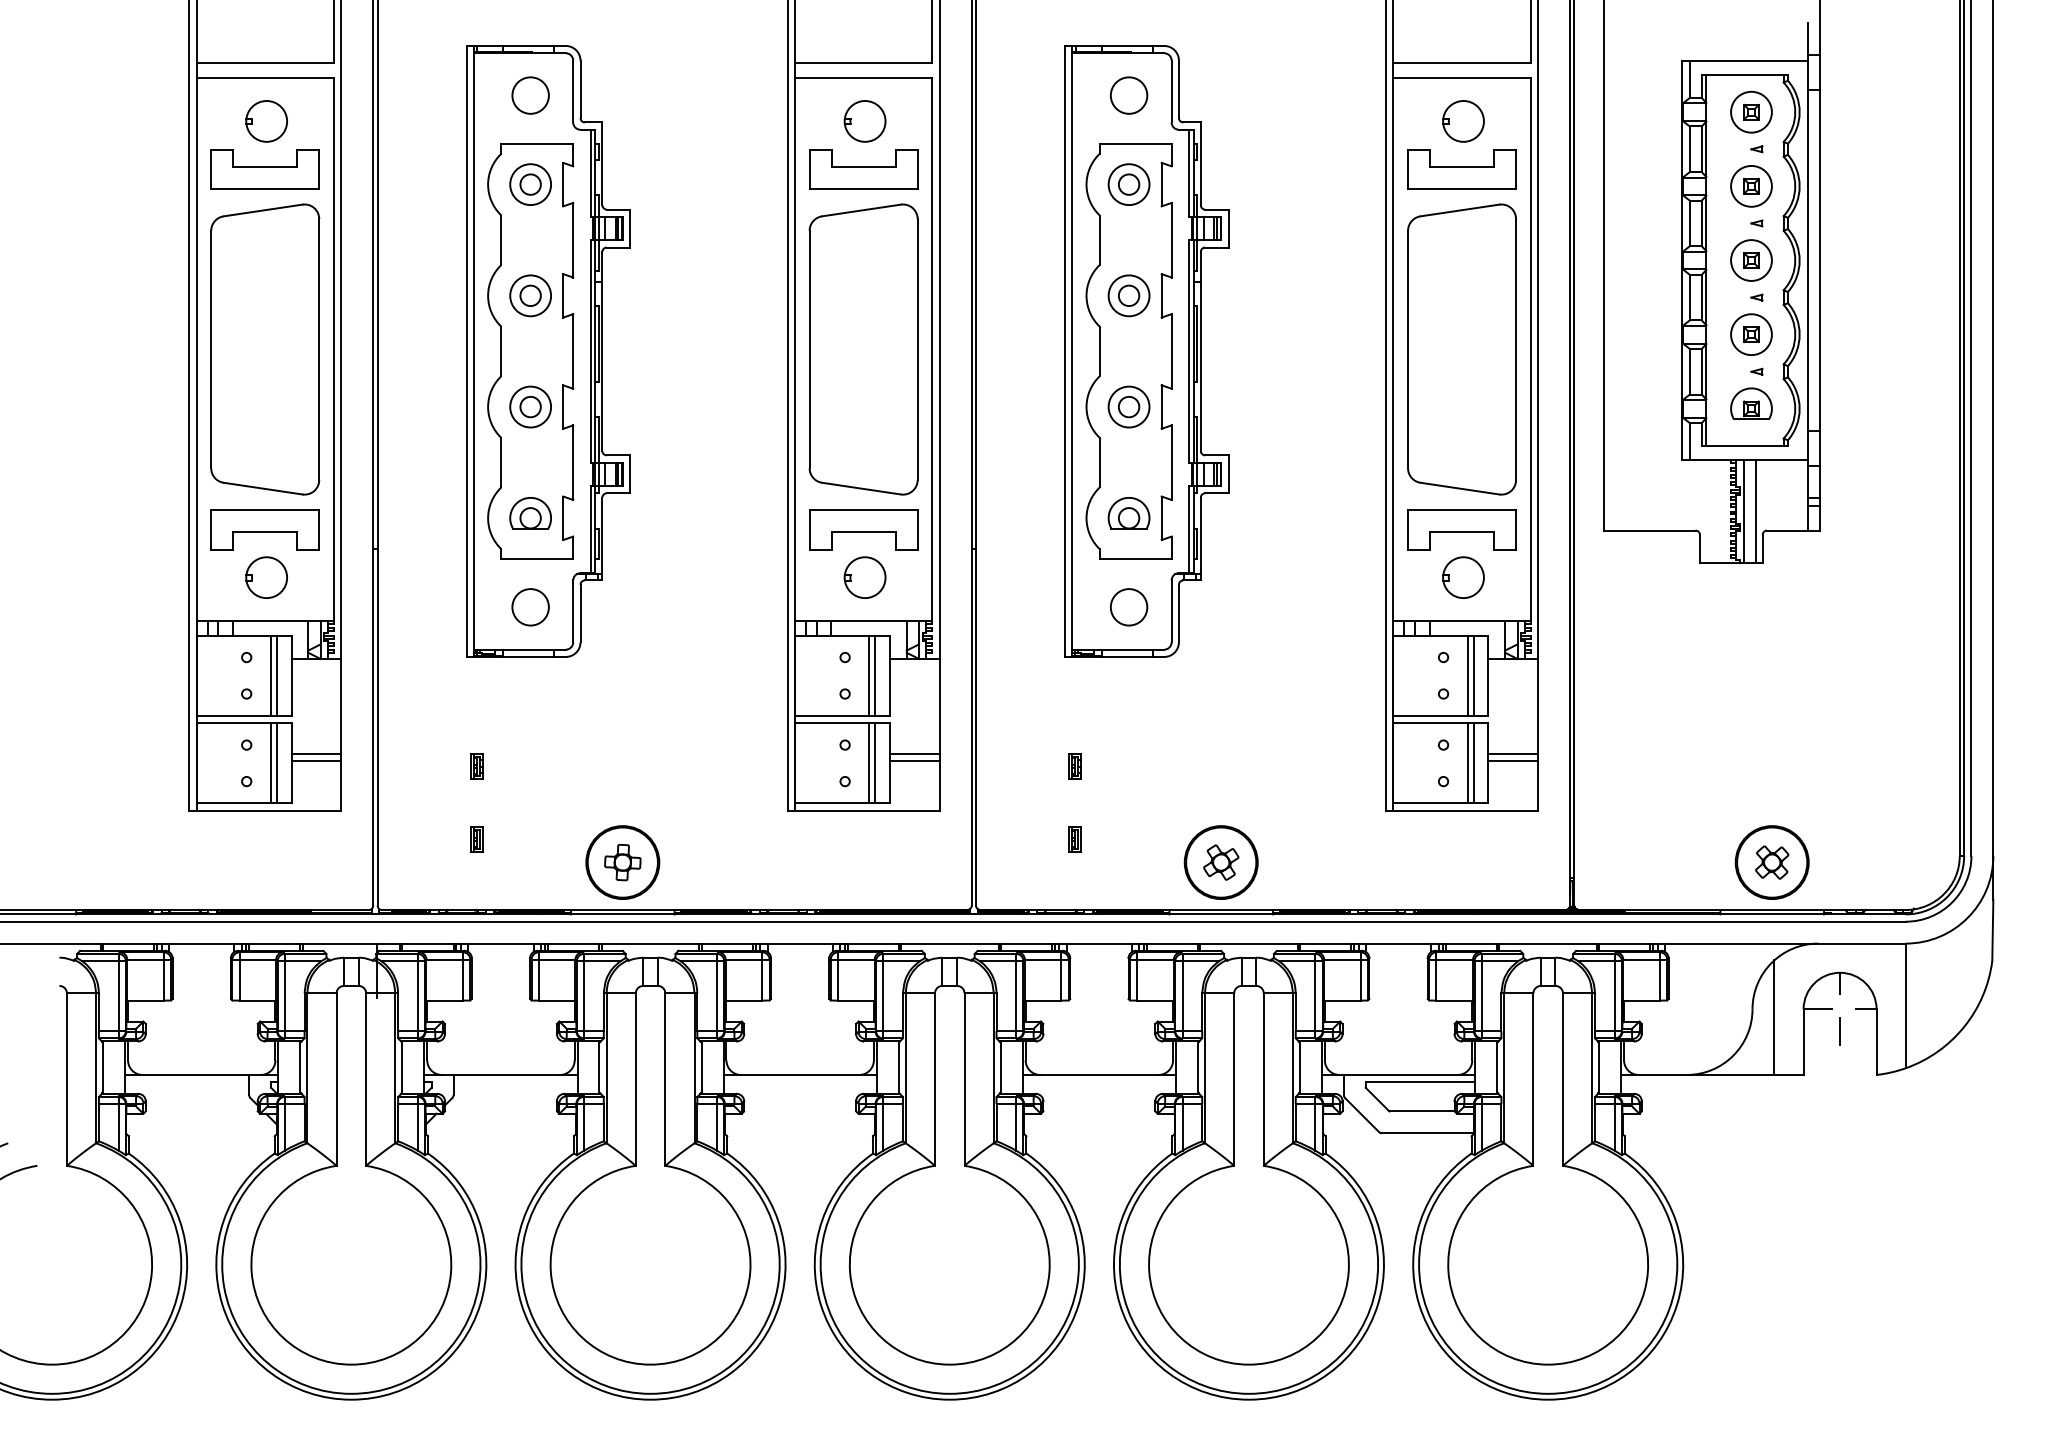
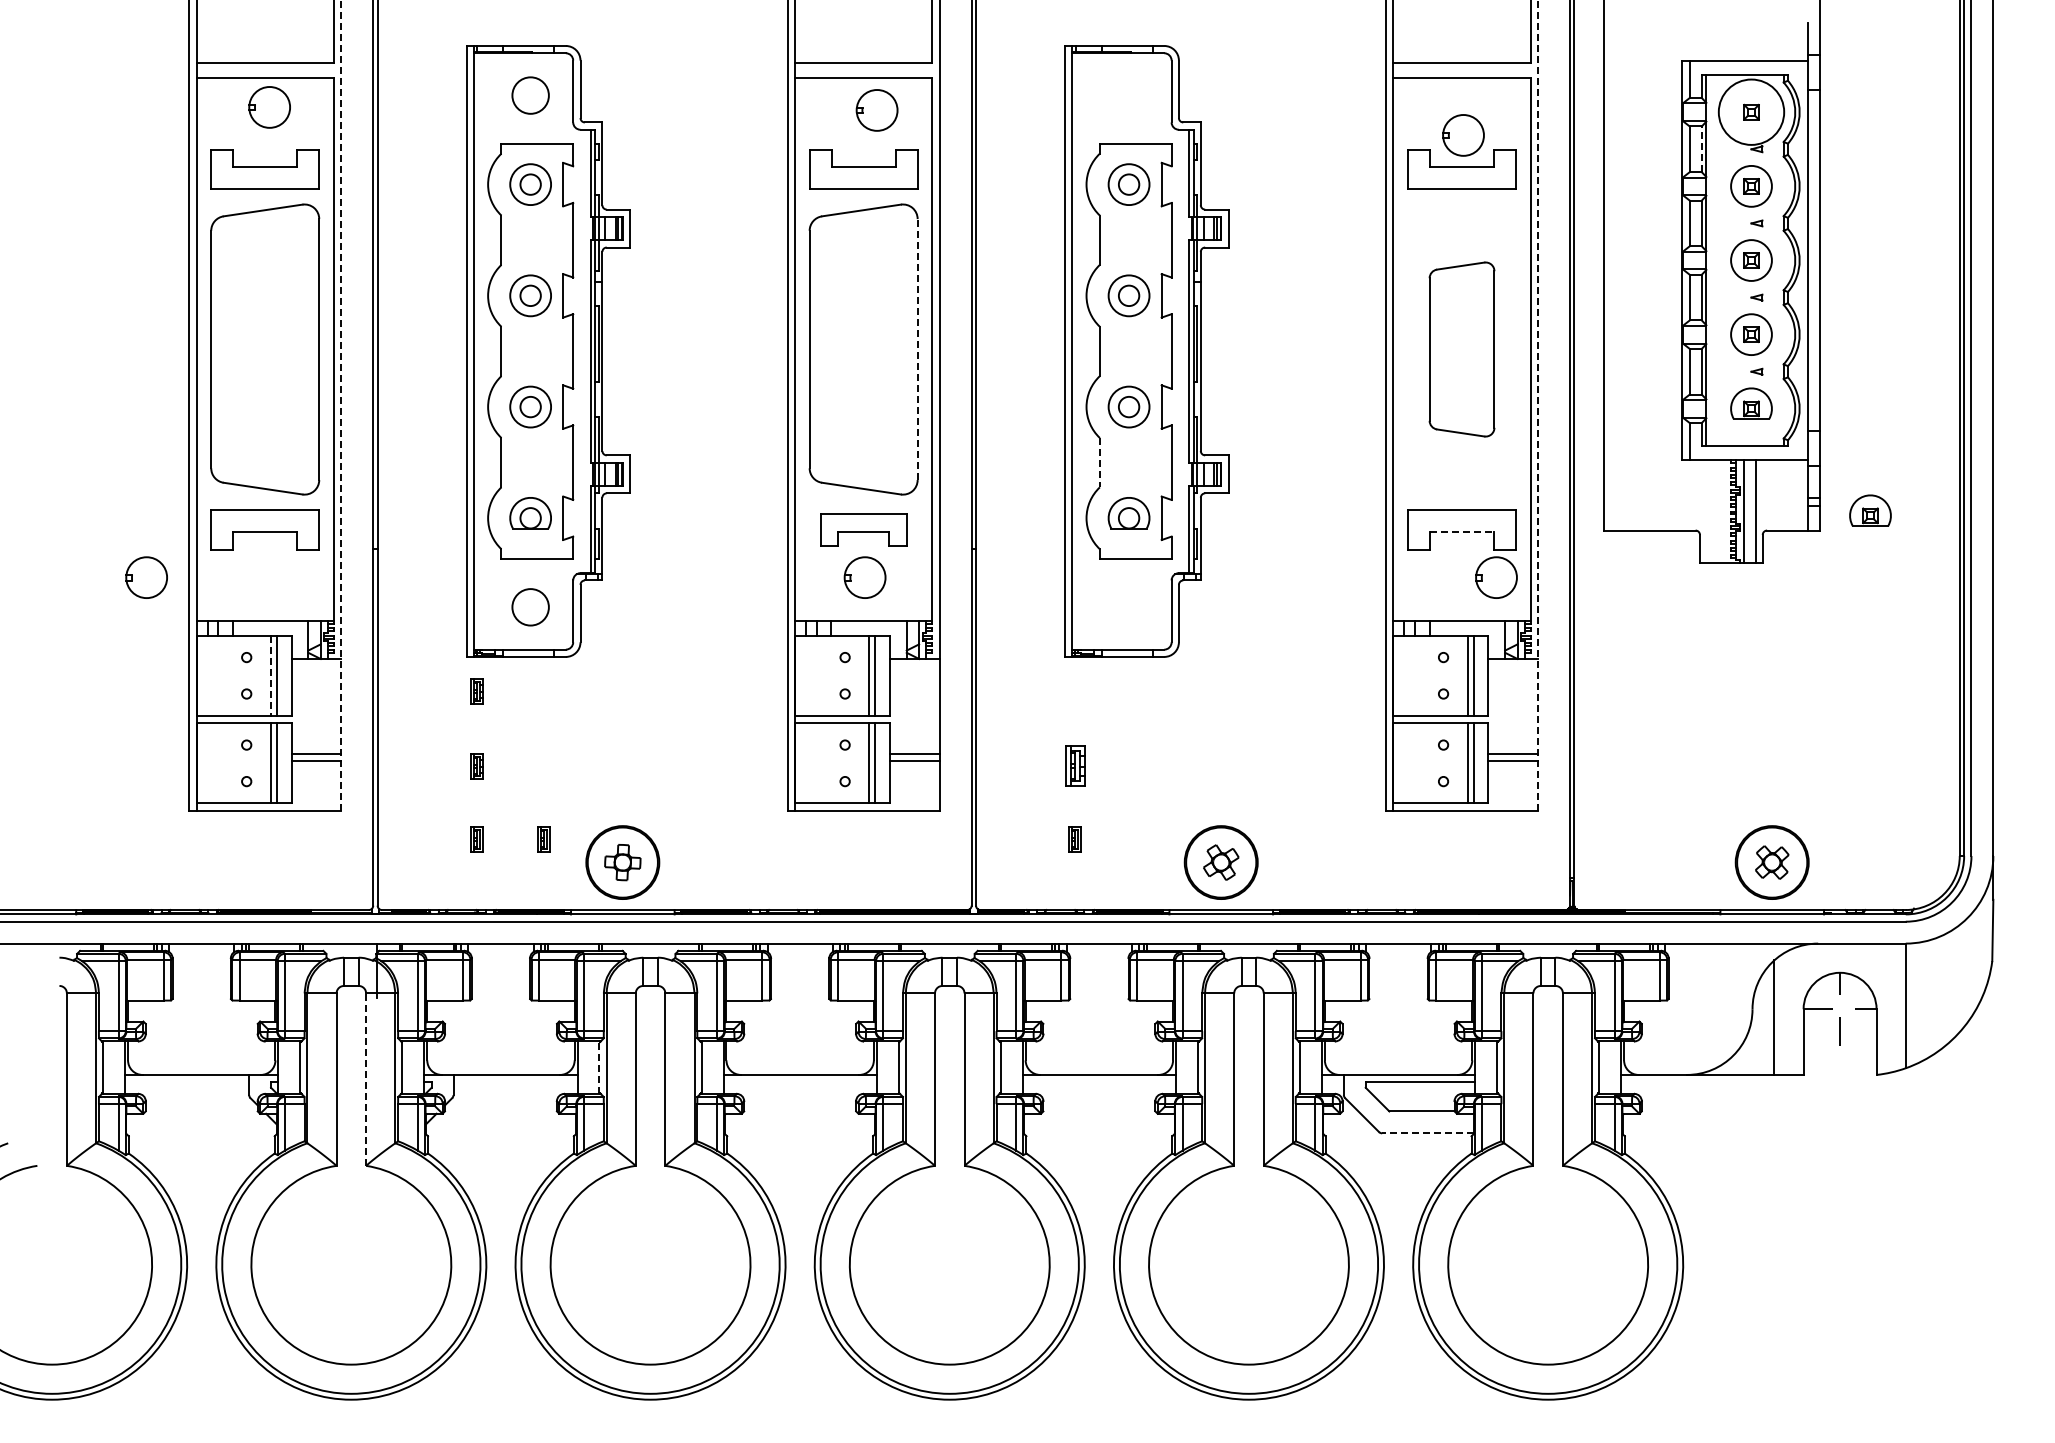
circle: present -> none (1129, 95)
circle diameter: 41 px -> 65 px (1751, 111)
part position: (266, 121) -> (269, 107) (269, 107)
part position: (864, 121) -> (876, 110) (876, 110)
part position: (1463, 121) -> (1463, 135) (1463, 135)
line: solid -> dashed (1701, 149)
line: solid -> dashed (917, 349)
part size: 110x293 px -> 68x177 px (1461, 349)
line: solid -> dashed (341, 404)
line: solid -> dashed (1537, 404)
line: solid -> dashed (1099, 462)
part: none -> present (1870, 510)
part size: 110x42 px -> 88x34 px (863, 529)
line: solid -> dashed (1462, 532)
part position: (266, 577) -> (146, 577) (146, 577)
part position: (1463, 577) -> (1496, 577) (1496, 577)
circle: present -> none (1129, 607)
line: solid -> dashed (271, 676)
part: none -> present (476, 691)
part size: 14x27 px -> 21x42 px (1075, 765)
part: none -> present (543, 839)
line: solid -> dashed (599, 1067)
line: solid -> dashed (366, 1079)
line: solid -> dashed (1428, 1133)
